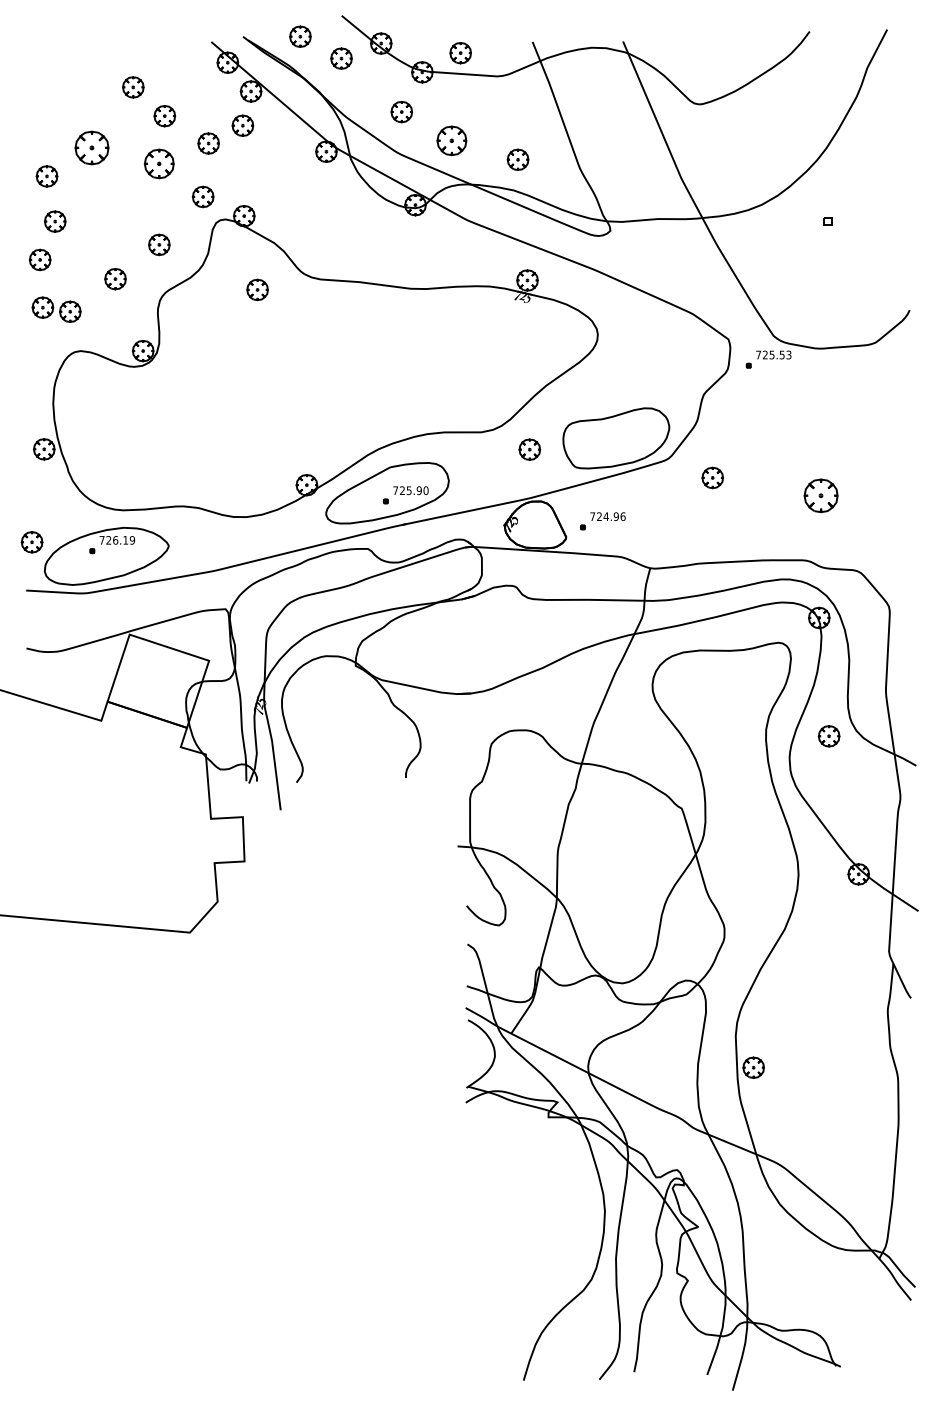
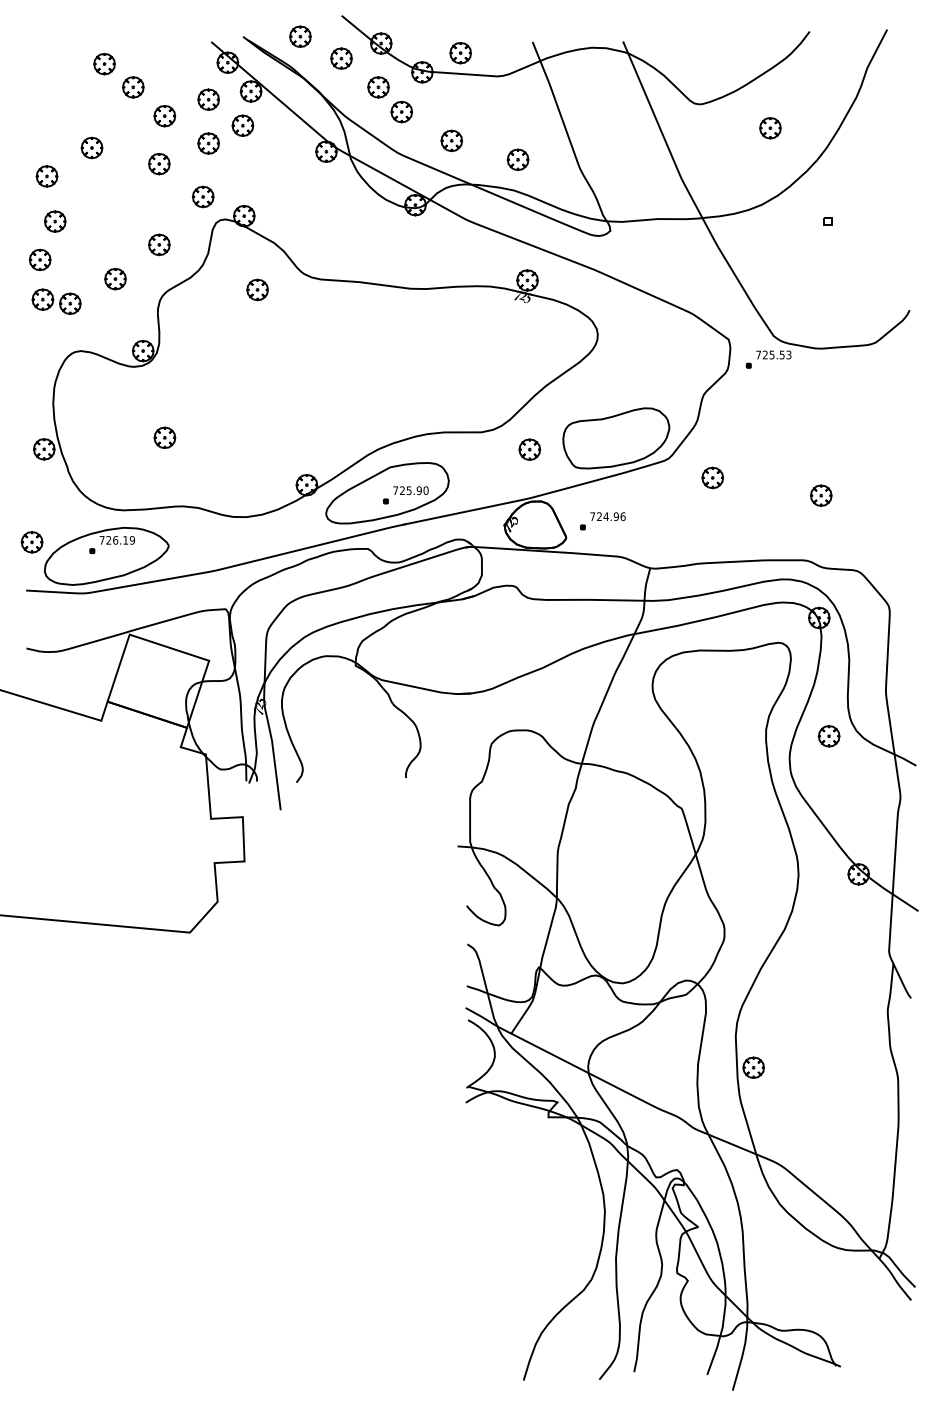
part: none -> present (104, 64)
part: none -> present (378, 87)
part: none -> present (208, 99)
part: none -> present (770, 128)
part size: 32x32 px -> 23x24 px (451, 140)
part size: 36x36 px -> 24x24 px (91, 147)
part size: 31x32 px -> 23x23 px (159, 164)
part position: (56, 309) -> (56, 301) (56, 301)
part: none -> present (164, 437)
part size: 36x36 px -> 23x23 px (821, 495)
